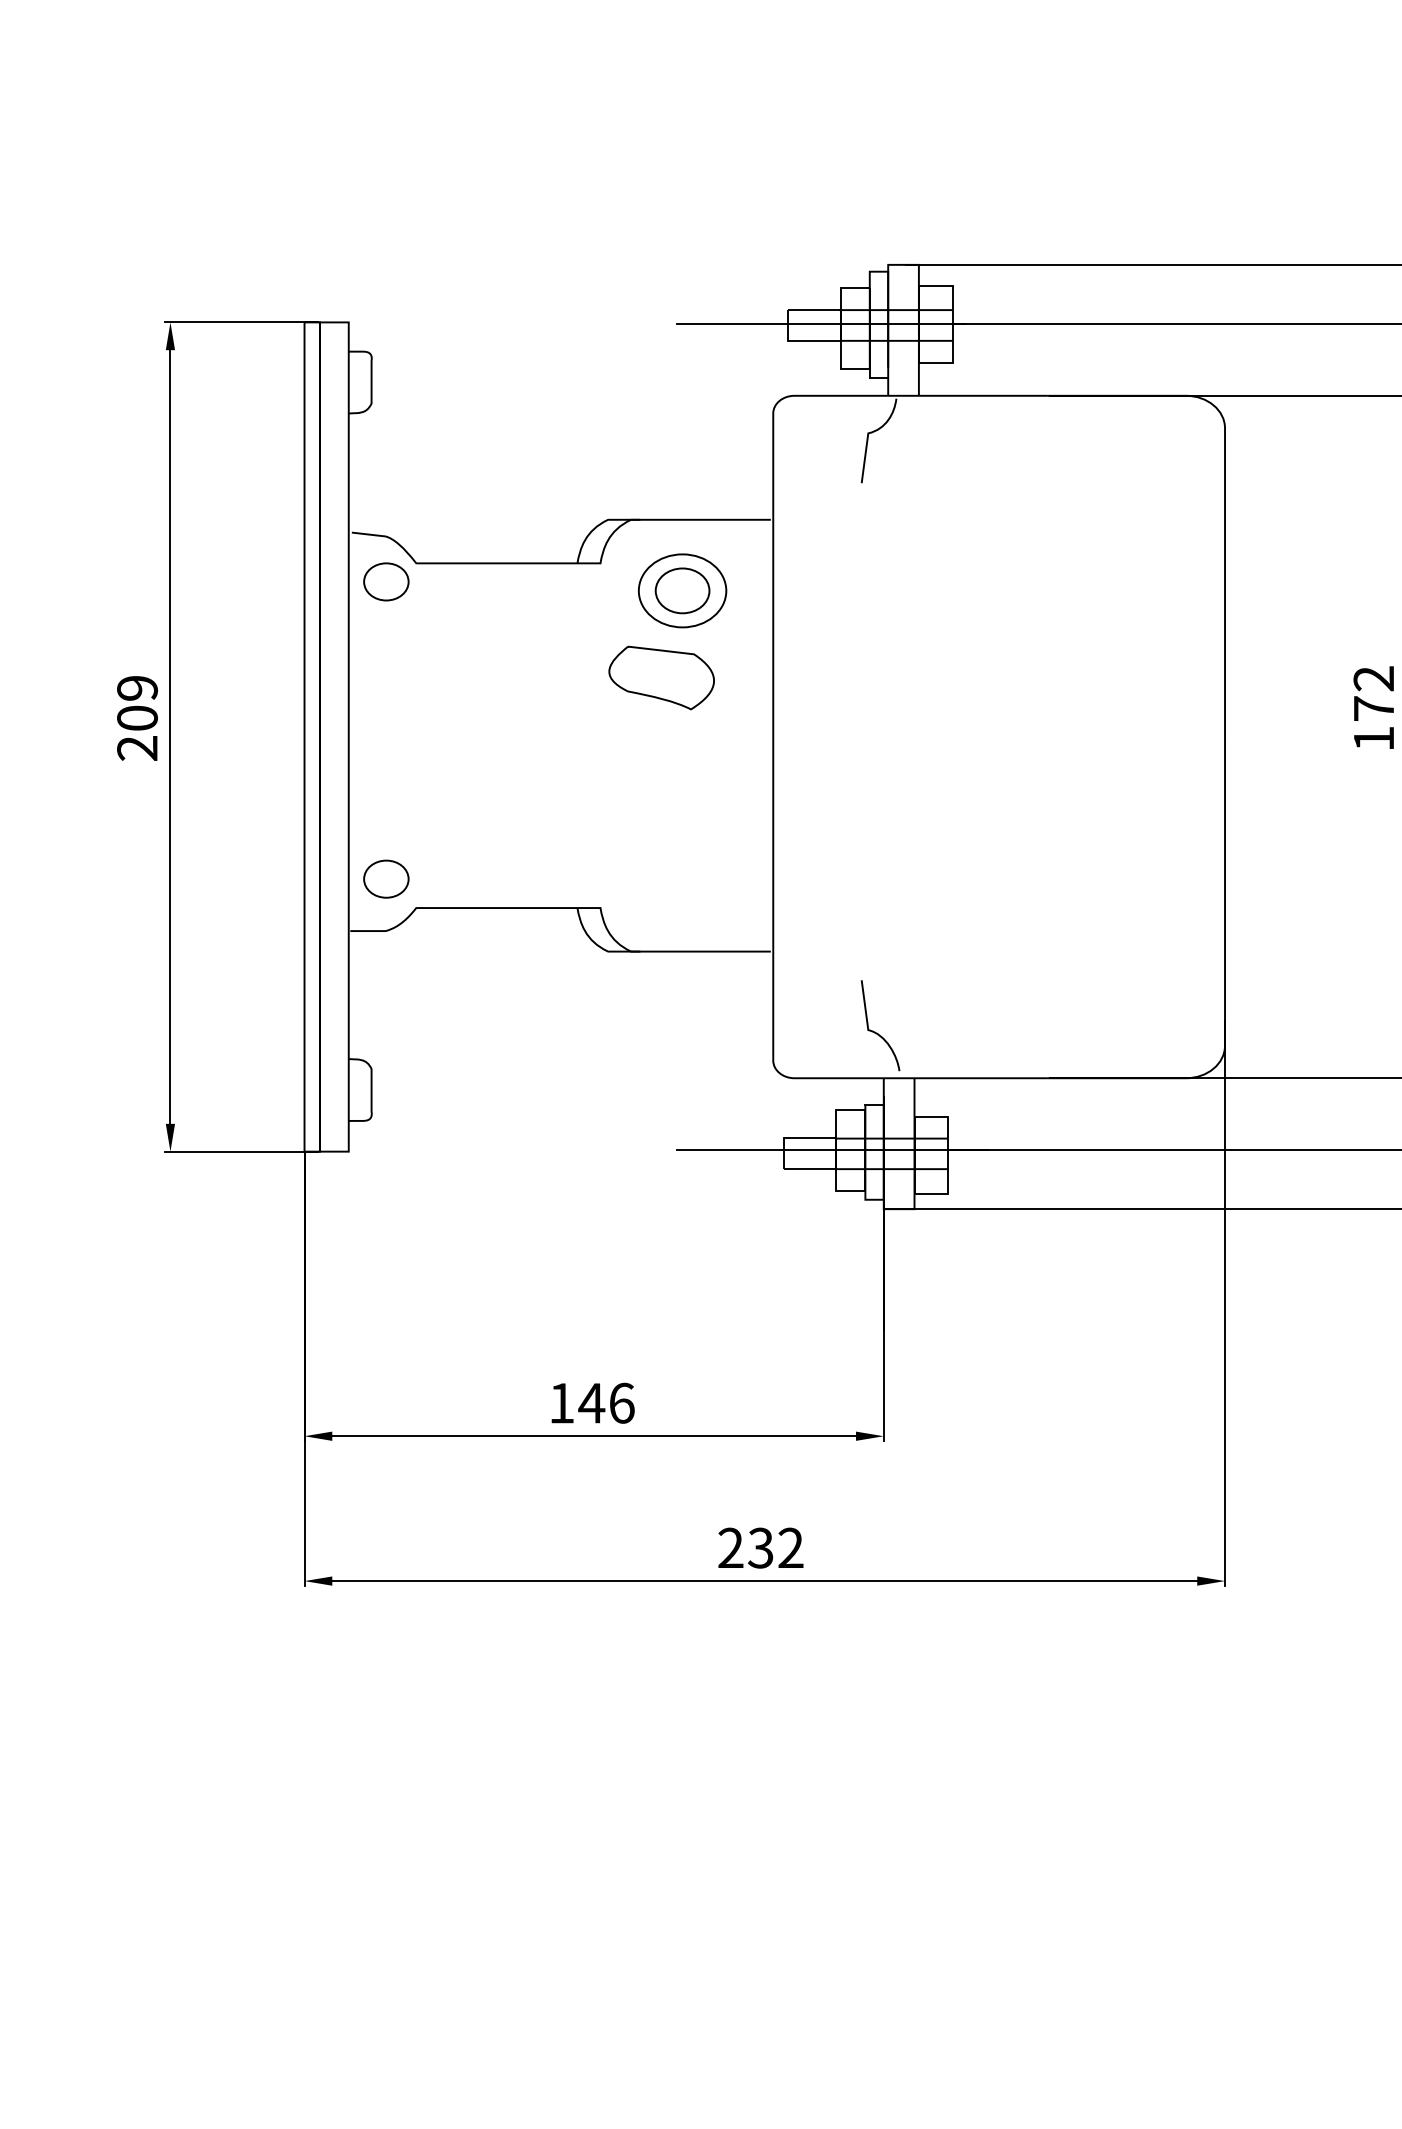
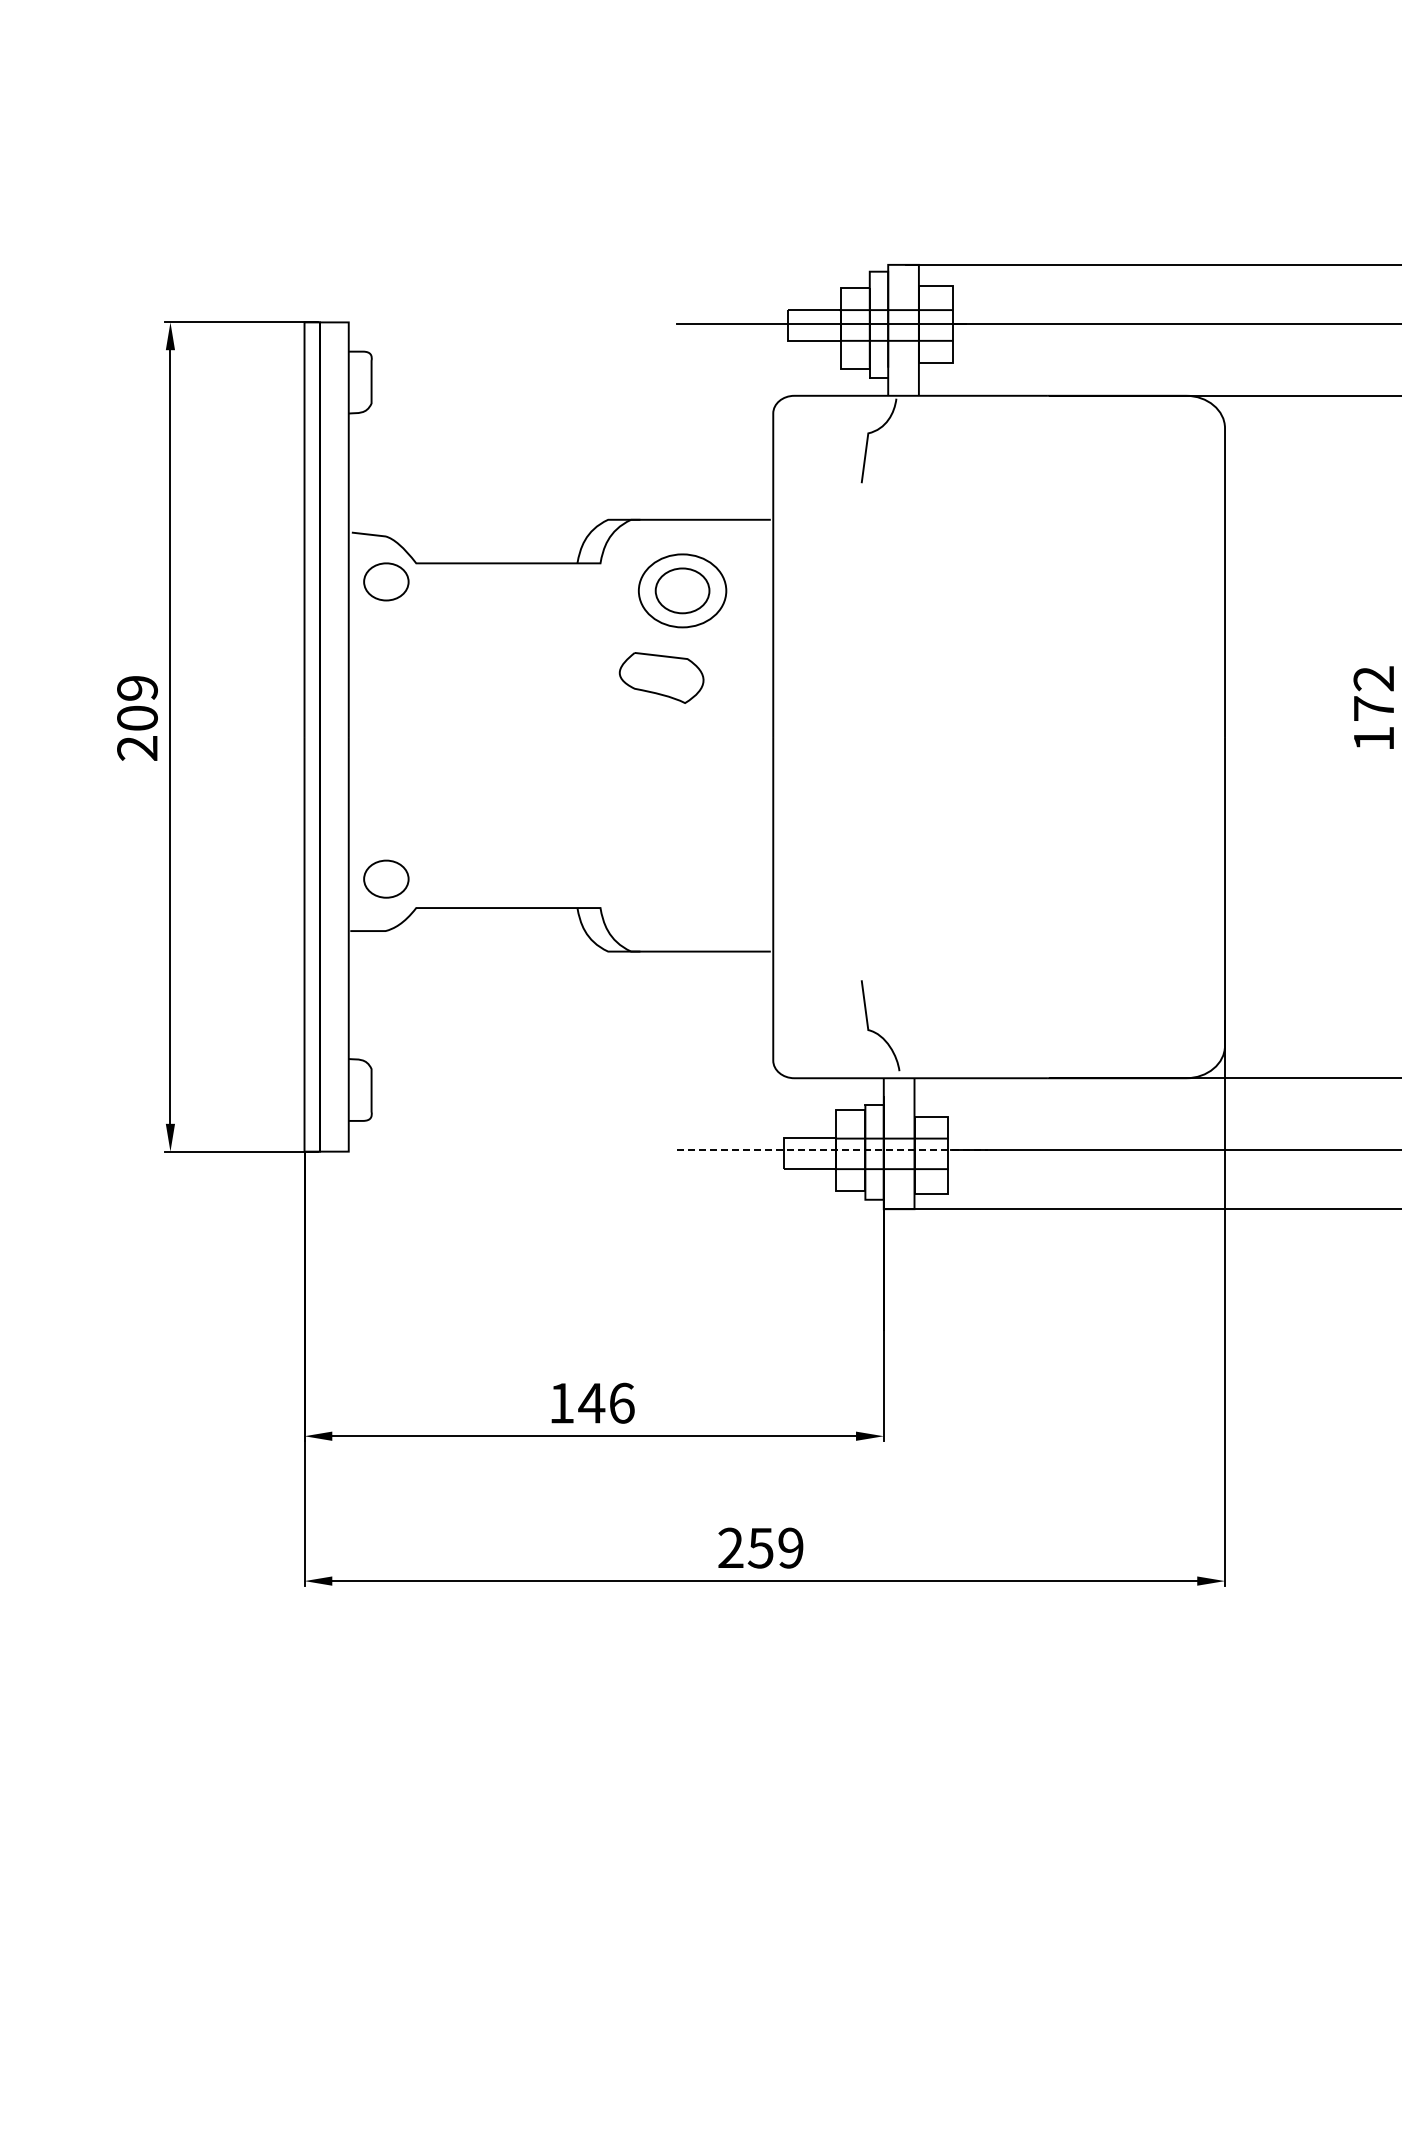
part size: 107x66 px -> 87x52 px (661, 677)
line: solid -> dashed (832, 1149)
text: 232 -> 259 (775, 1547)
